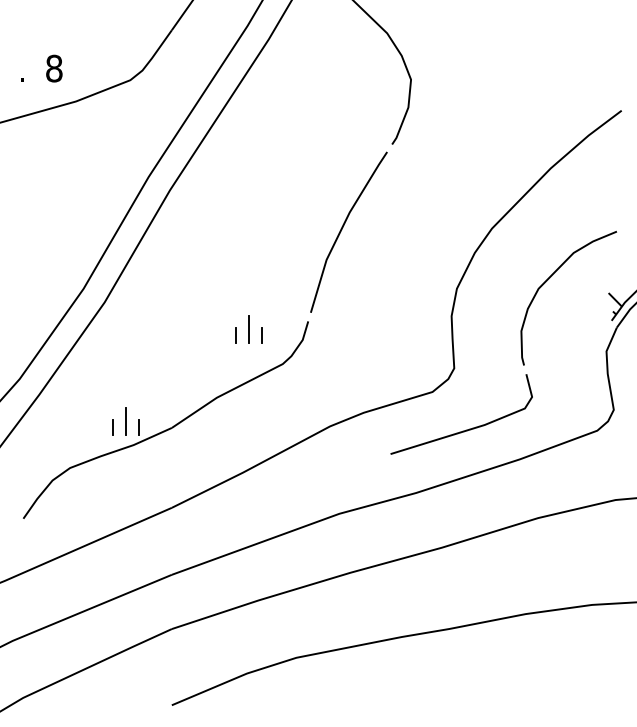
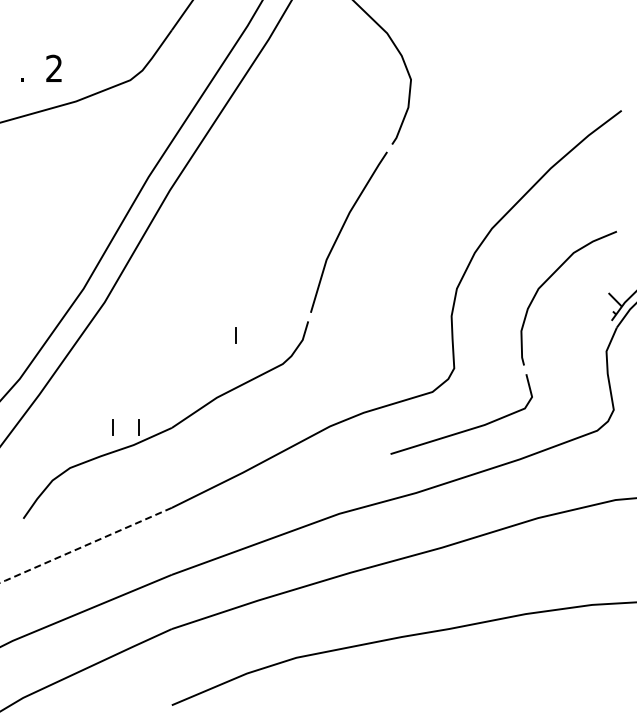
text: 8 -> 2 (54, 68)
line: present -> none (249, 329)
line: present -> none (261, 335)
line: present -> none (125, 421)
line: solid -> dashed (85, 545)
